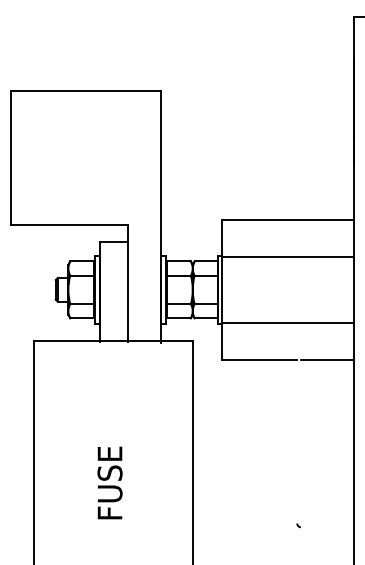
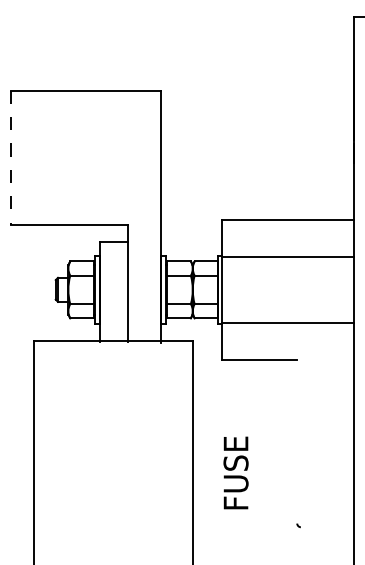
line: solid -> dashed (11, 157)
line: present -> none (326, 359)
text position: (109, 482) -> (235, 472) (235, 472)
